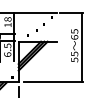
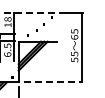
line: solid -> dashed (29, 12)
line: solid -> dashed (53, 82)
